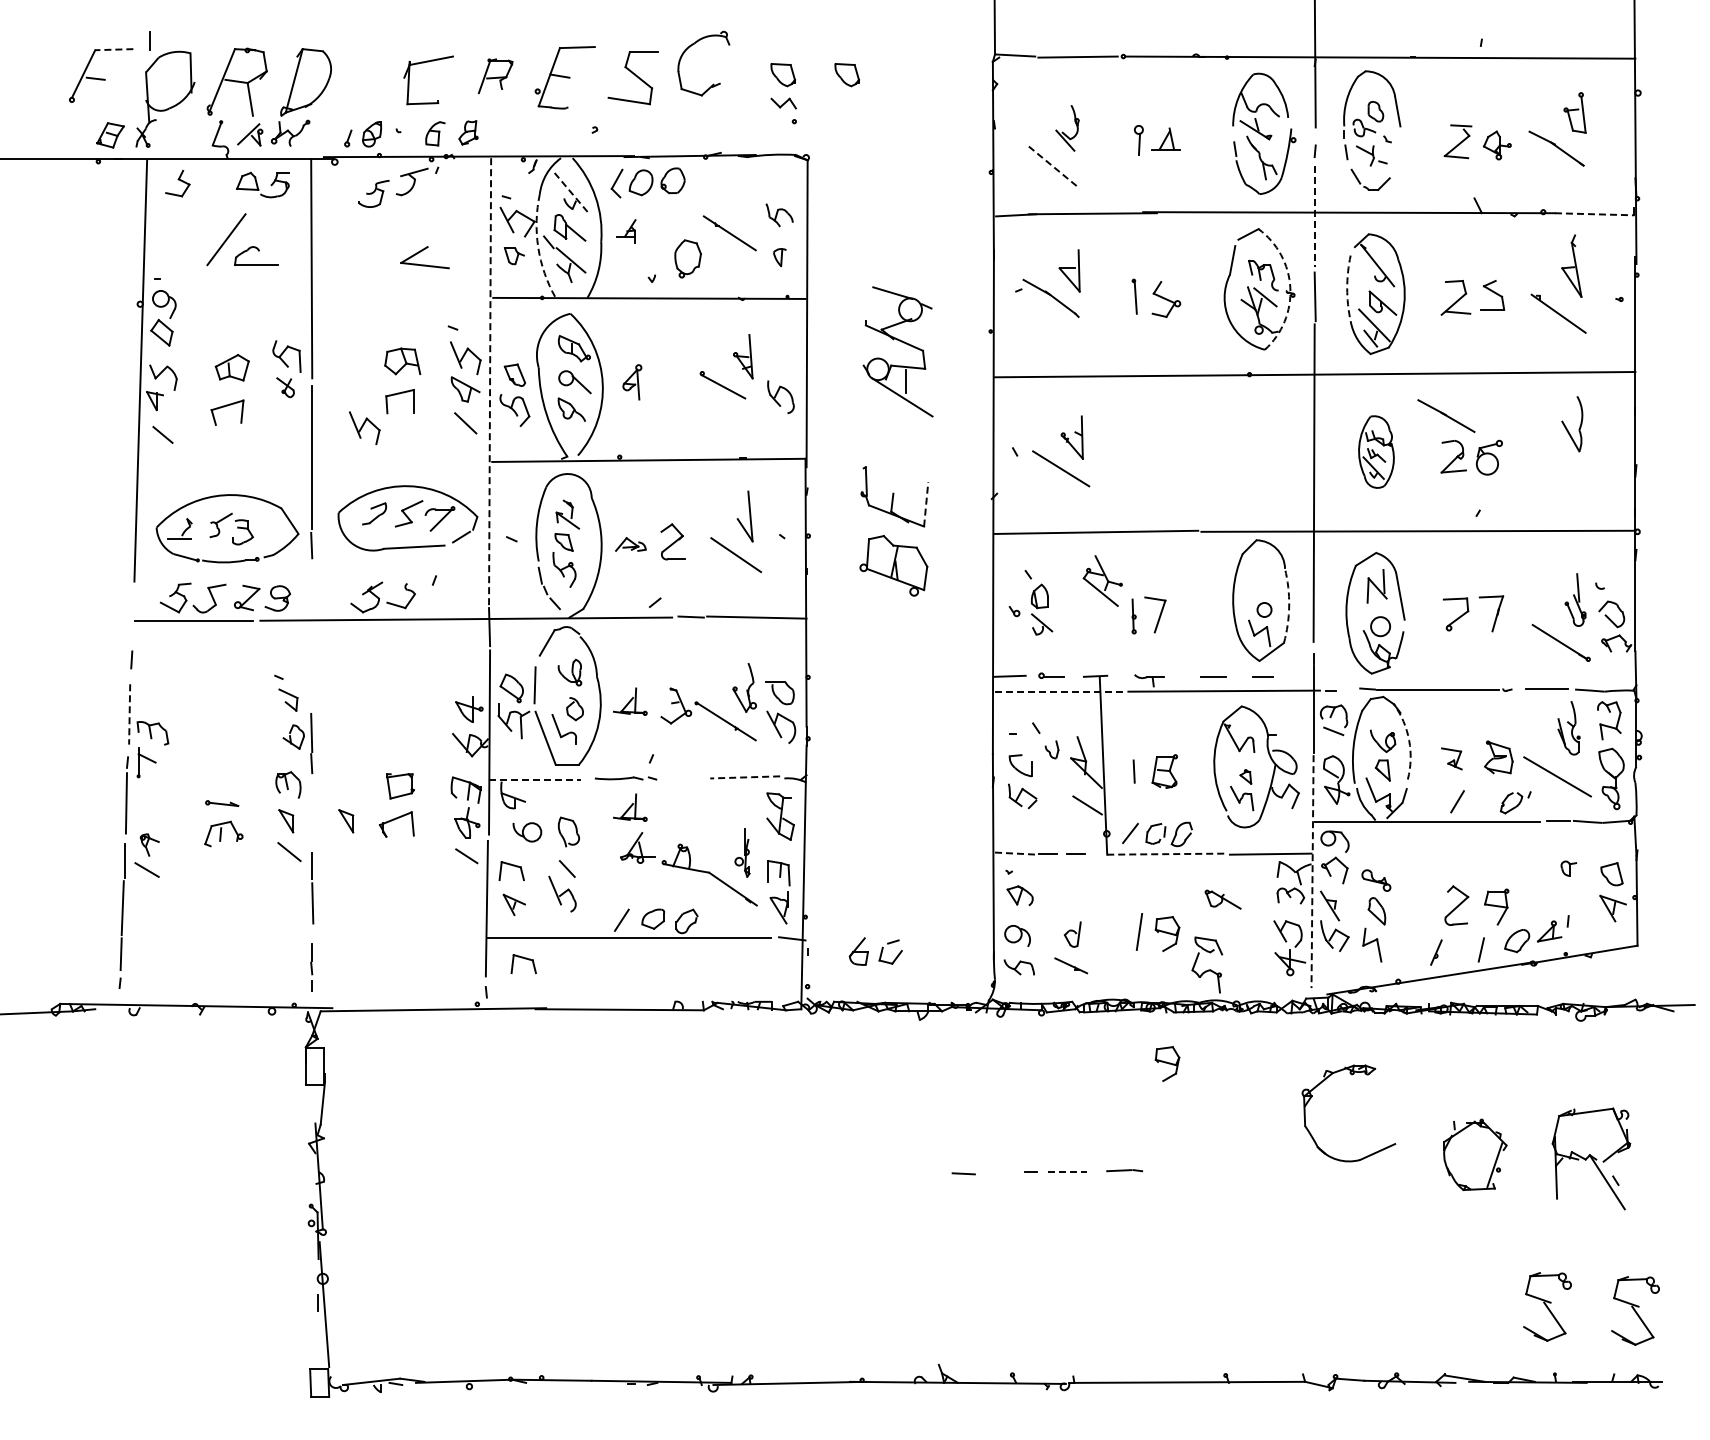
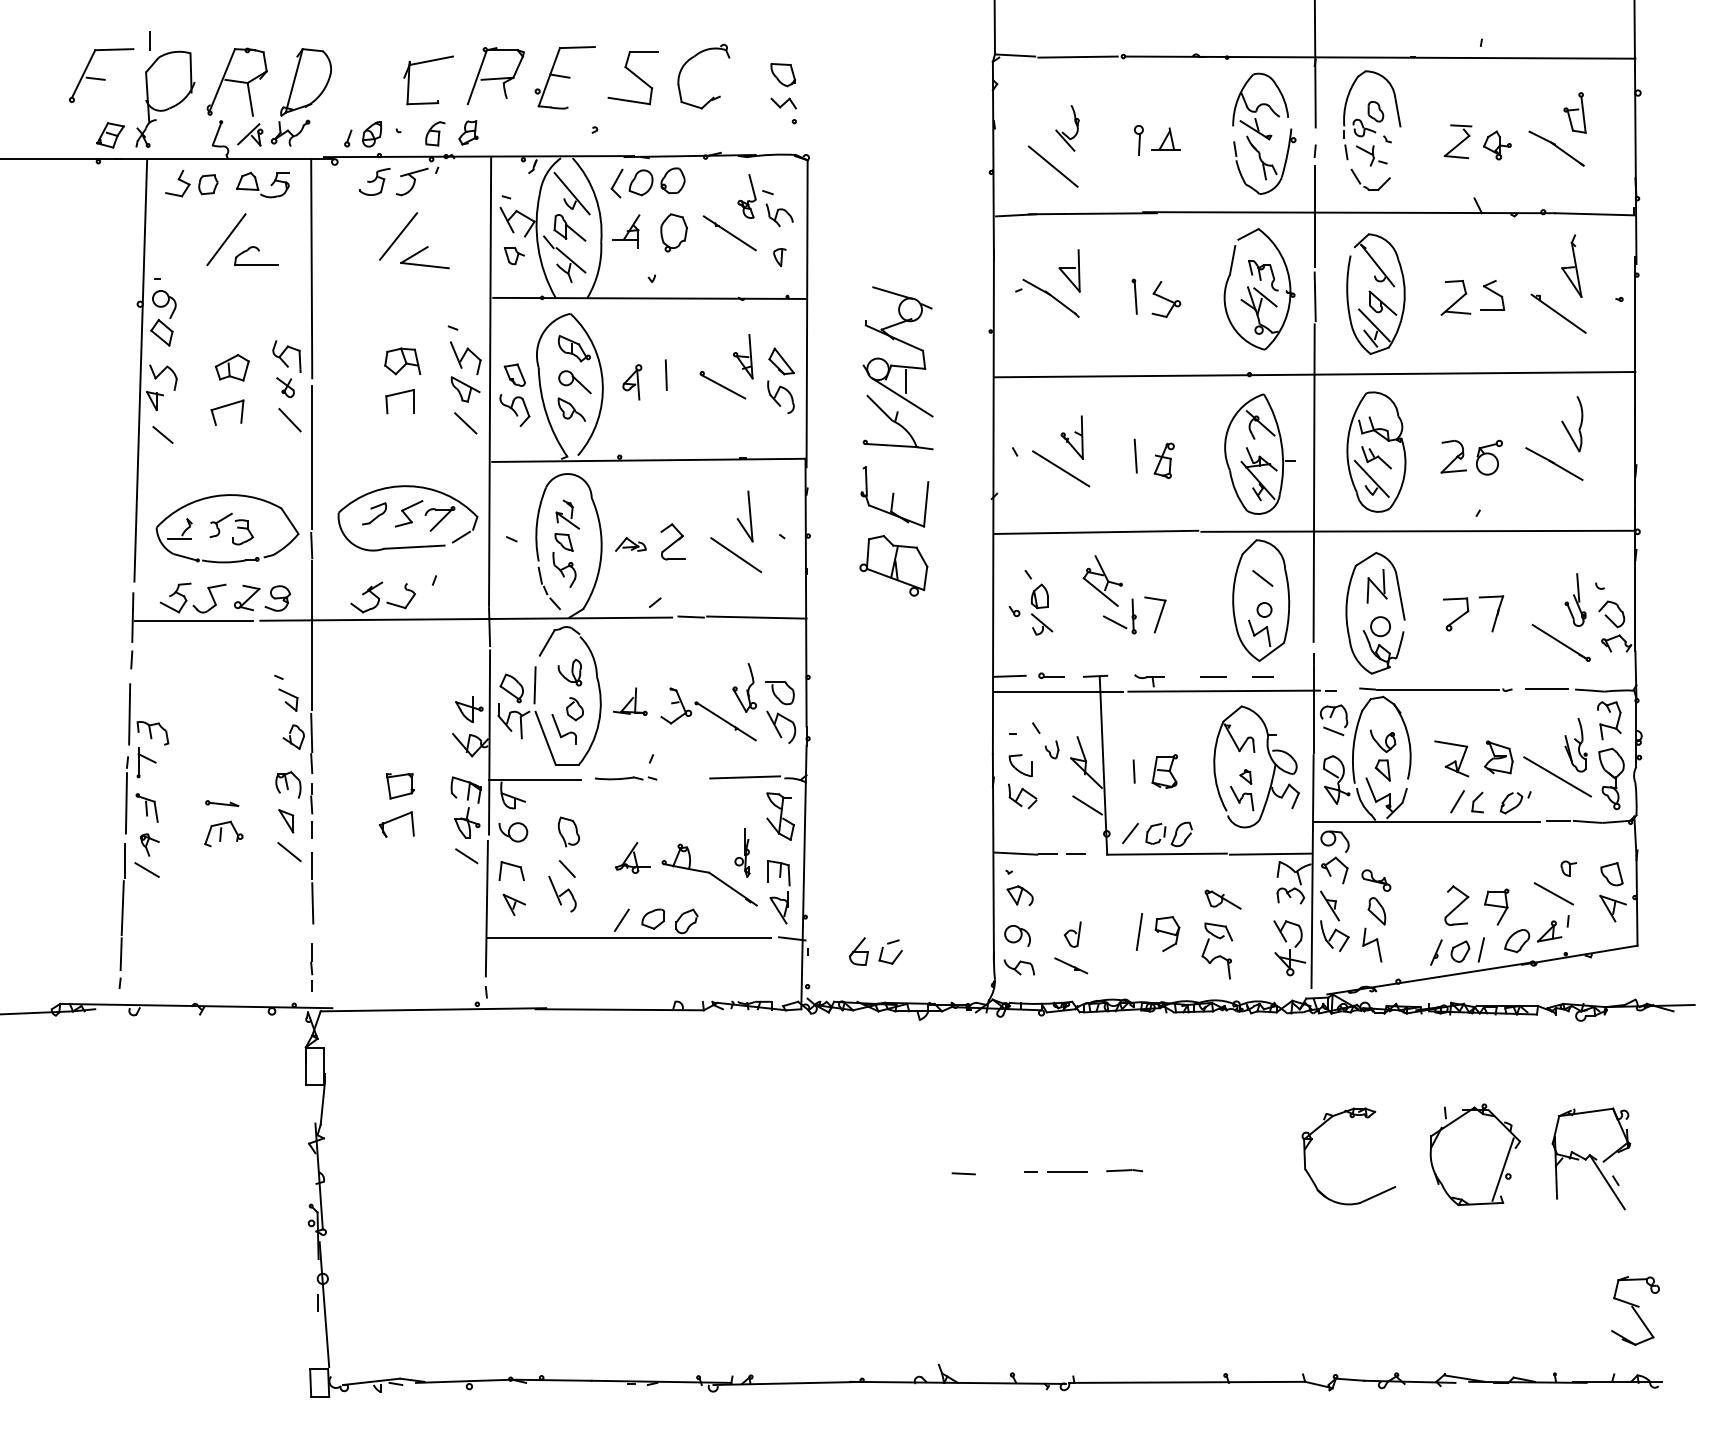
part position: (693, 45) -> (693, 58) (693, 58)
line: dashed -> solid (113, 49)
part: present -> none (846, 75)
part size: 37x37 px -> 59x59 px (495, 76)
line: dashed -> solid (1053, 166)
part: none -> present (208, 184)
part position: (373, 193) -> (374, 181) (374, 181)
line: dashed -> solid (572, 194)
part: none -> present (755, 196)
line: dashed -> solid (1594, 214)
line: dashed -> solid (1314, 216)
part size: 21x25 px -> 29x35 px (626, 231)
line: none -> present (398, 236)
arc: dashed -> solid (538, 247)
part position: (687, 258) -> (673, 232) (673, 232)
arc: dashed -> solid (1290, 287)
arc: dashed -> solid (1347, 288)
part: none -> present (781, 361)
line: none -> present (665, 375)
line: dashed -> solid (490, 382)
line position: (1446, 415) -> (1554, 463) (1554, 463)
line: none -> present (289, 420)
part: none -> present (897, 422)
part: present -> none (364, 428)
part size: 37x74 px -> 61x122 px (1376, 451)
part: none -> present (1259, 453)
line: none -> present (1135, 455)
part: none -> present (1163, 460)
line: dashed -> solid (926, 503)
line: none -> present (1262, 578)
arc: dashed -> solid (1289, 606)
line: none -> present (132, 617)
line: none -> present (1115, 622)
line: none -> present (312, 635)
line: dashed -> solid (1059, 691)
line: dashed -> solid (129, 714)
part position: (1568, 728) -> (1575, 745) (1575, 745)
arc: dashed -> solid (1409, 740)
part size: 22x24 px -> 36x38 px (1451, 758)
line: dashed -> solid (745, 777)
line: dashed -> solid (535, 779)
part: none -> present (1477, 802)
part: none -> present (146, 807)
part: present -> none (630, 807)
part: none -> present (311, 810)
part: present -> none (346, 821)
part position: (527, 832) -> (513, 832) (513, 832)
part position: (637, 847) -> (632, 857) (632, 857)
line: dashed -> solid (1016, 853)
line: dashed -> solid (1167, 854)
line: dashed -> solid (1312, 872)
line: none -> present (1553, 893)
part: none -> present (1460, 951)
part: present -> none (523, 964)
part position: (1207, 964) -> (1217, 950) (1217, 950)
part: present -> none (1167, 1063)
part position: (1351, 1075) -> (1351, 1118) (1351, 1118)
part size: 65x73 px -> 93x104 px (1475, 1154)
line: dashed -> solid (1067, 1172)
part: present -> none (1547, 1306)
